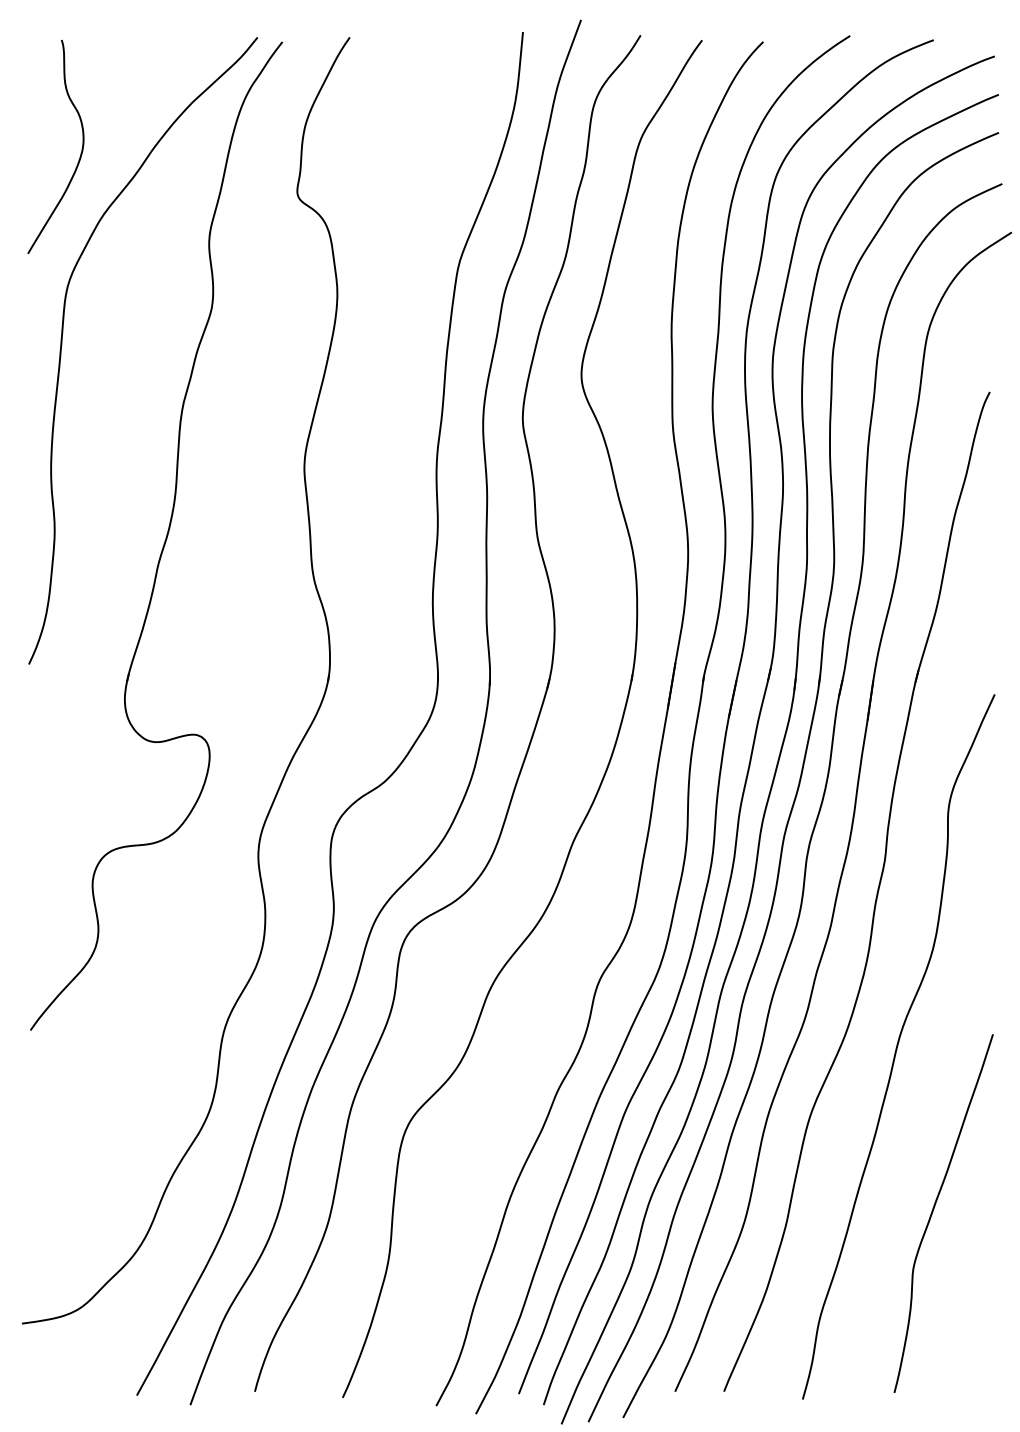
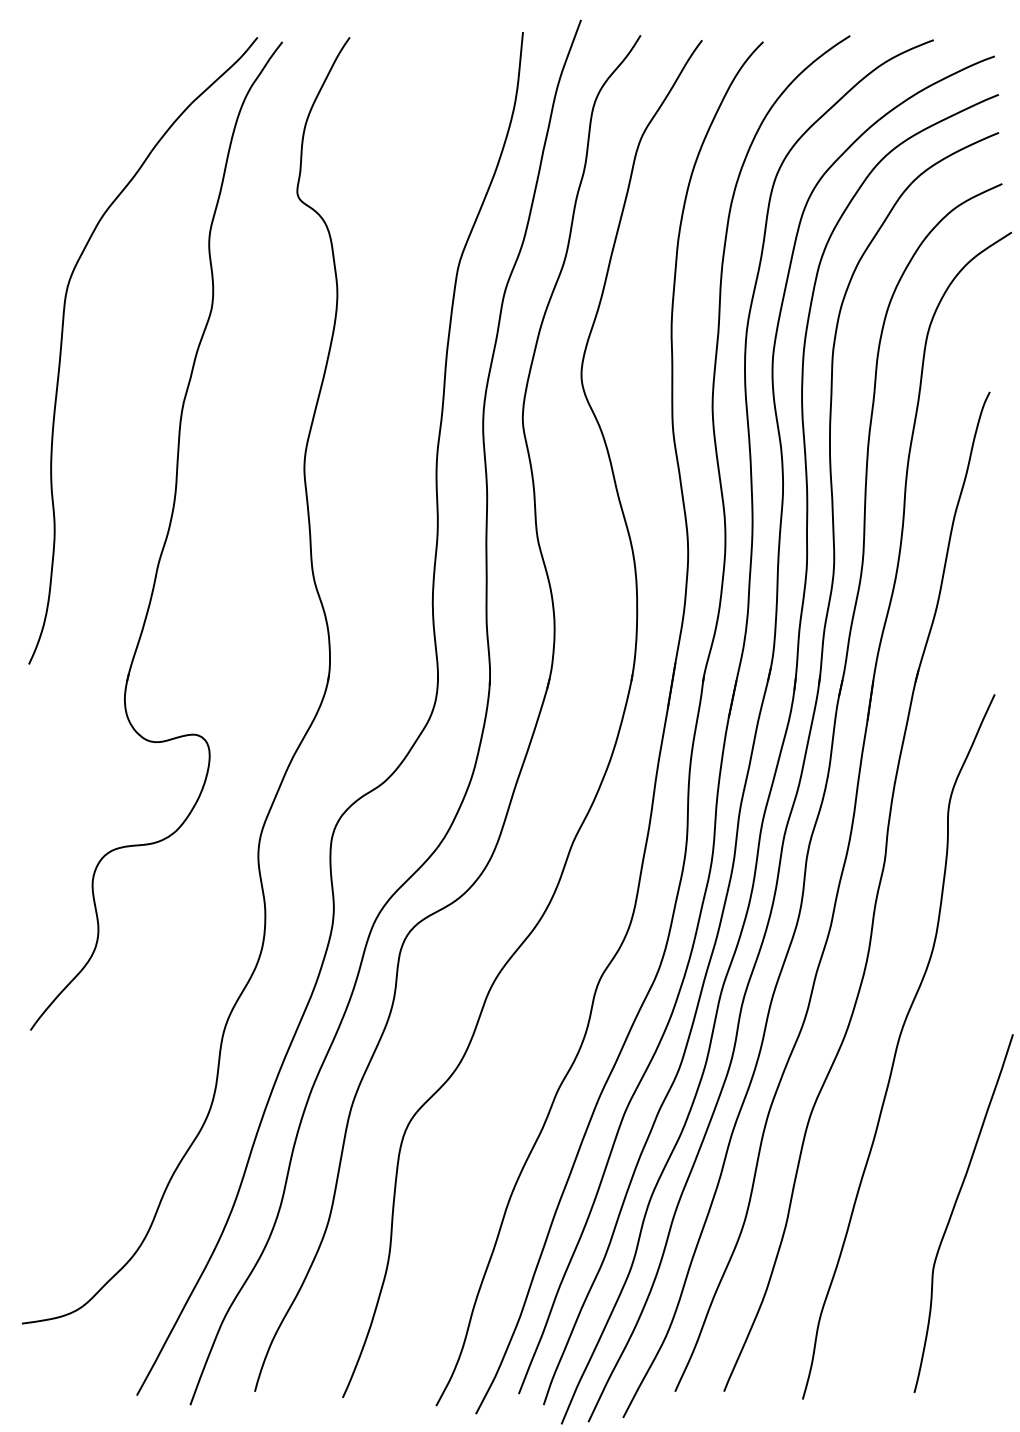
curve: present -> none (80, 153)
curve position: (934, 1209) -> (954, 1209) (954, 1209)
